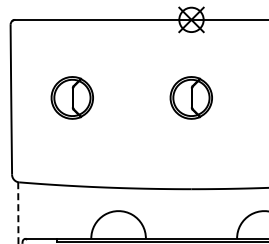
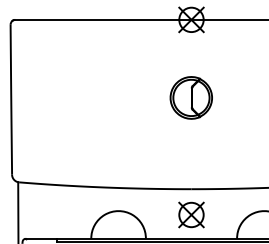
part: present -> none (71, 97)
line: dashed -> solid (18, 213)
part: none -> present (191, 214)
